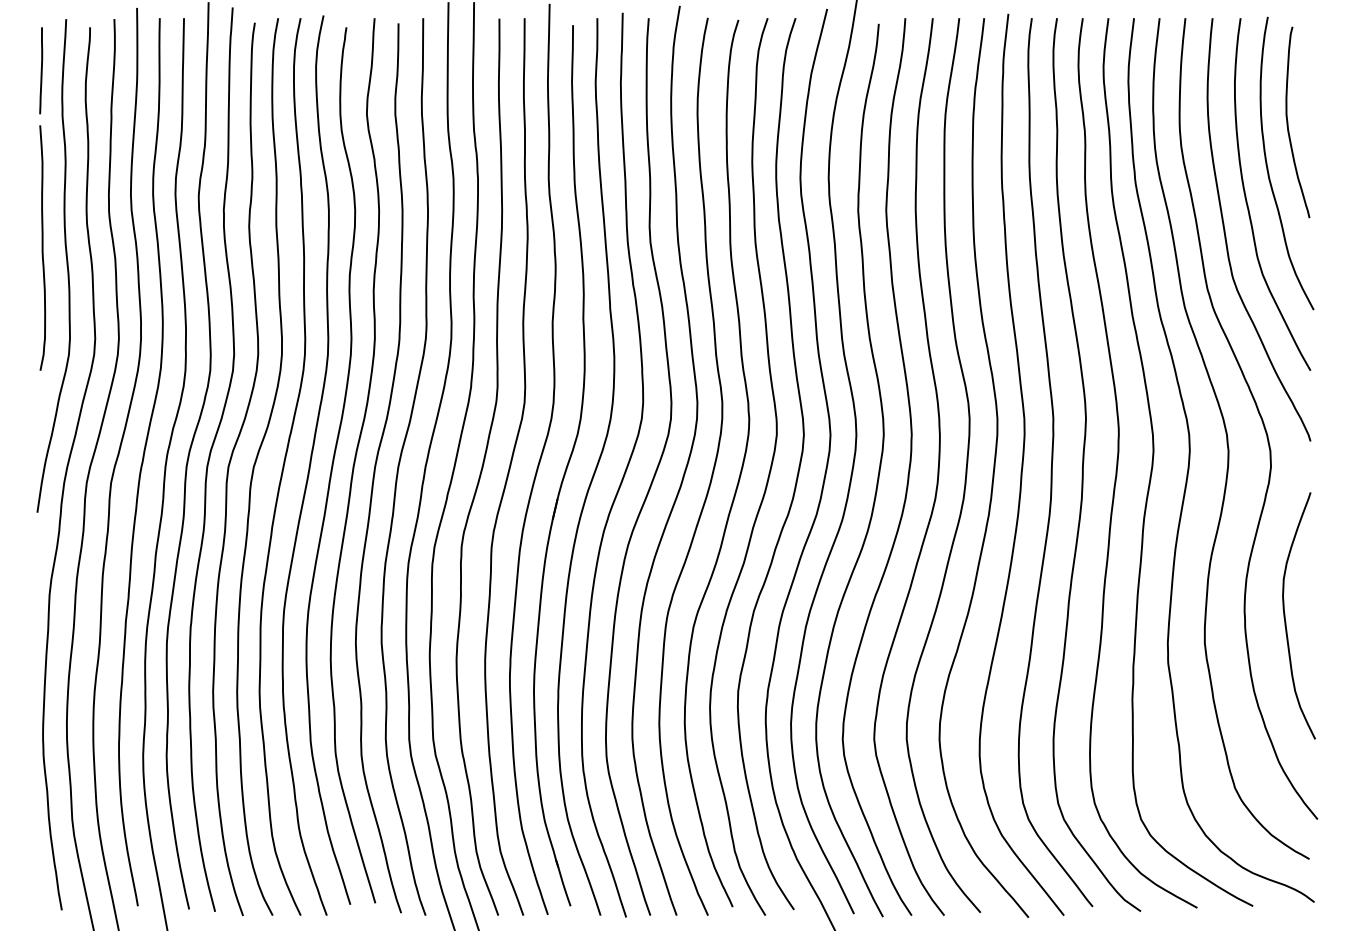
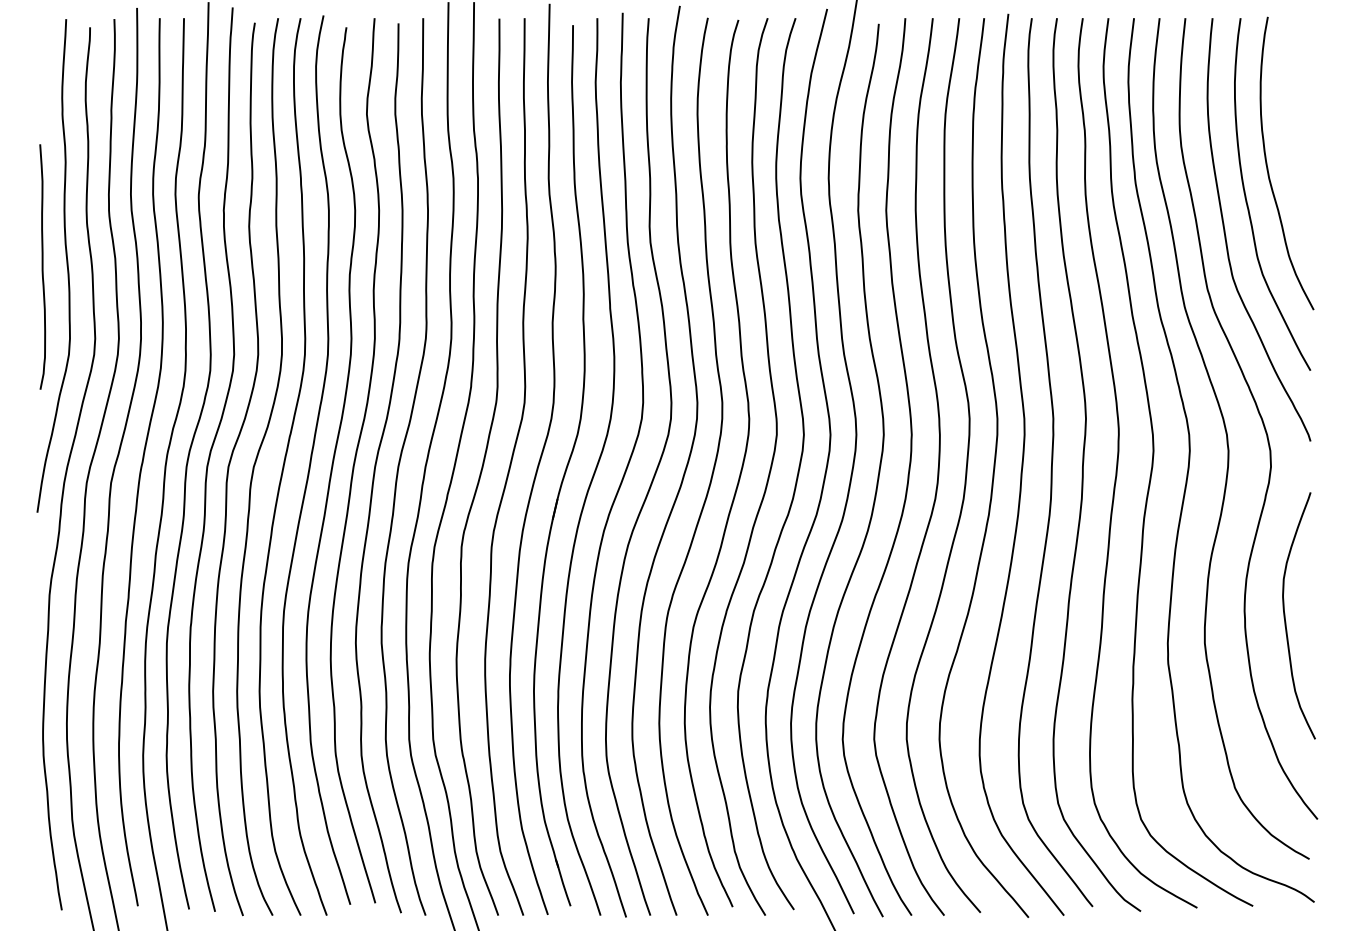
line: present -> none (41, 70)
curve: present -> none (1288, 122)
curve position: (42, 247) -> (42, 266) (42, 266)
